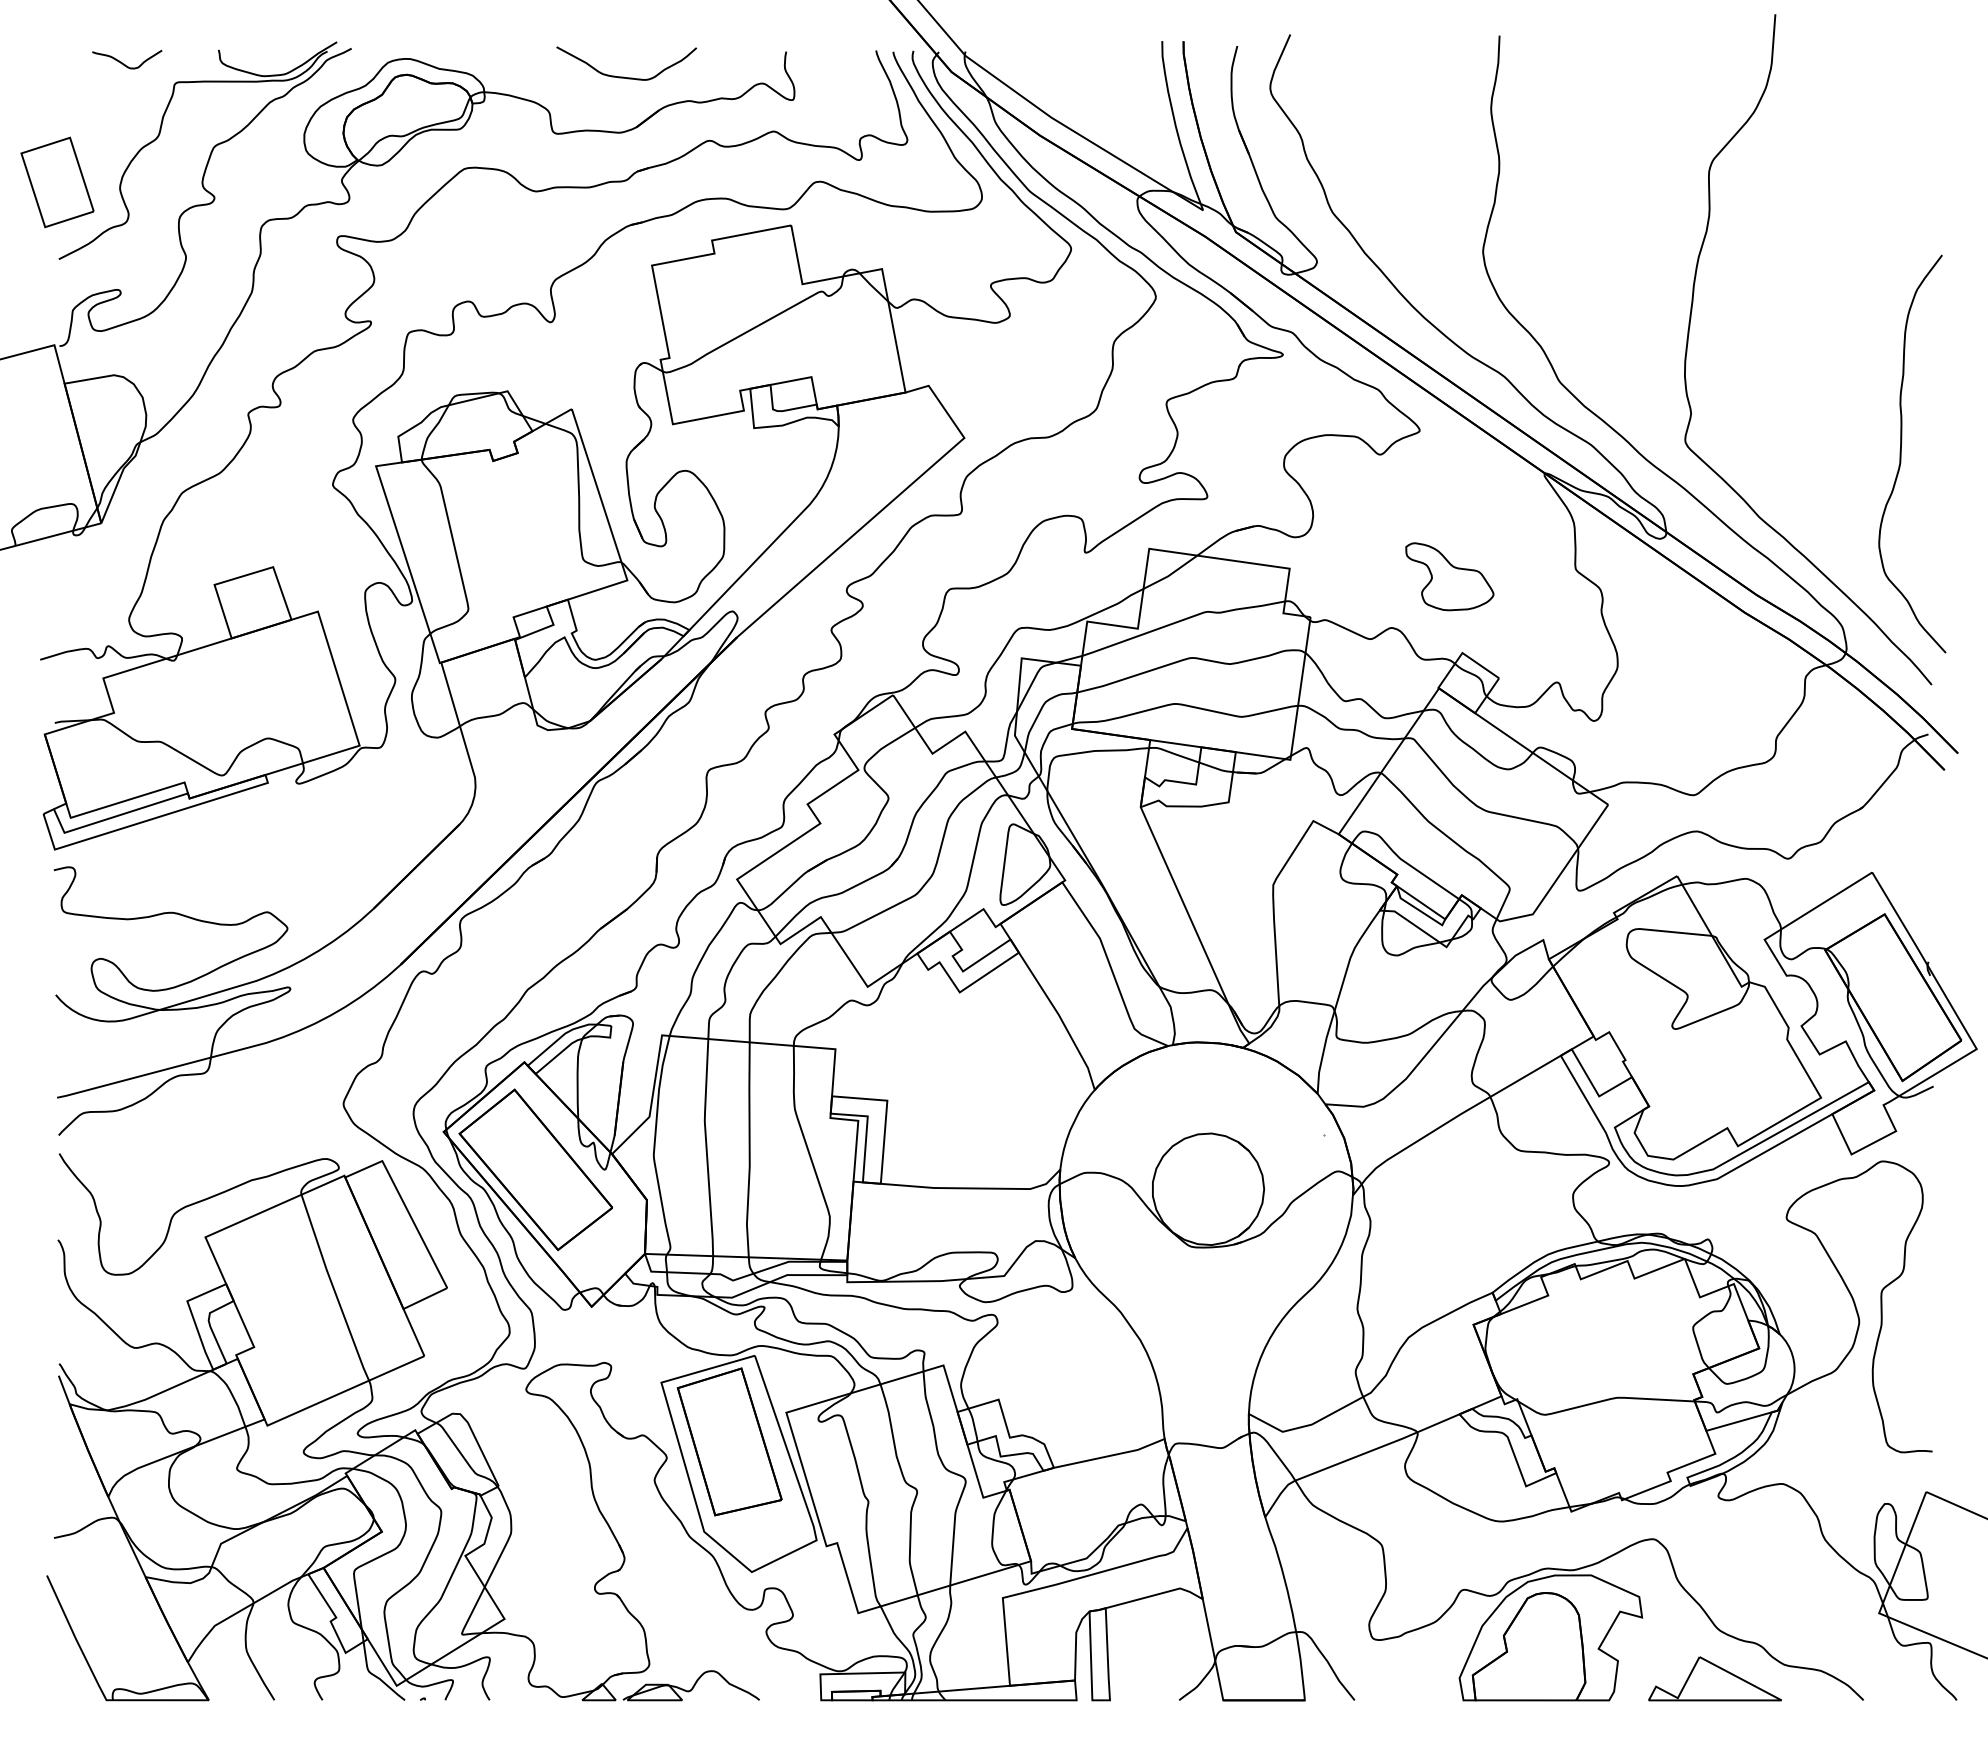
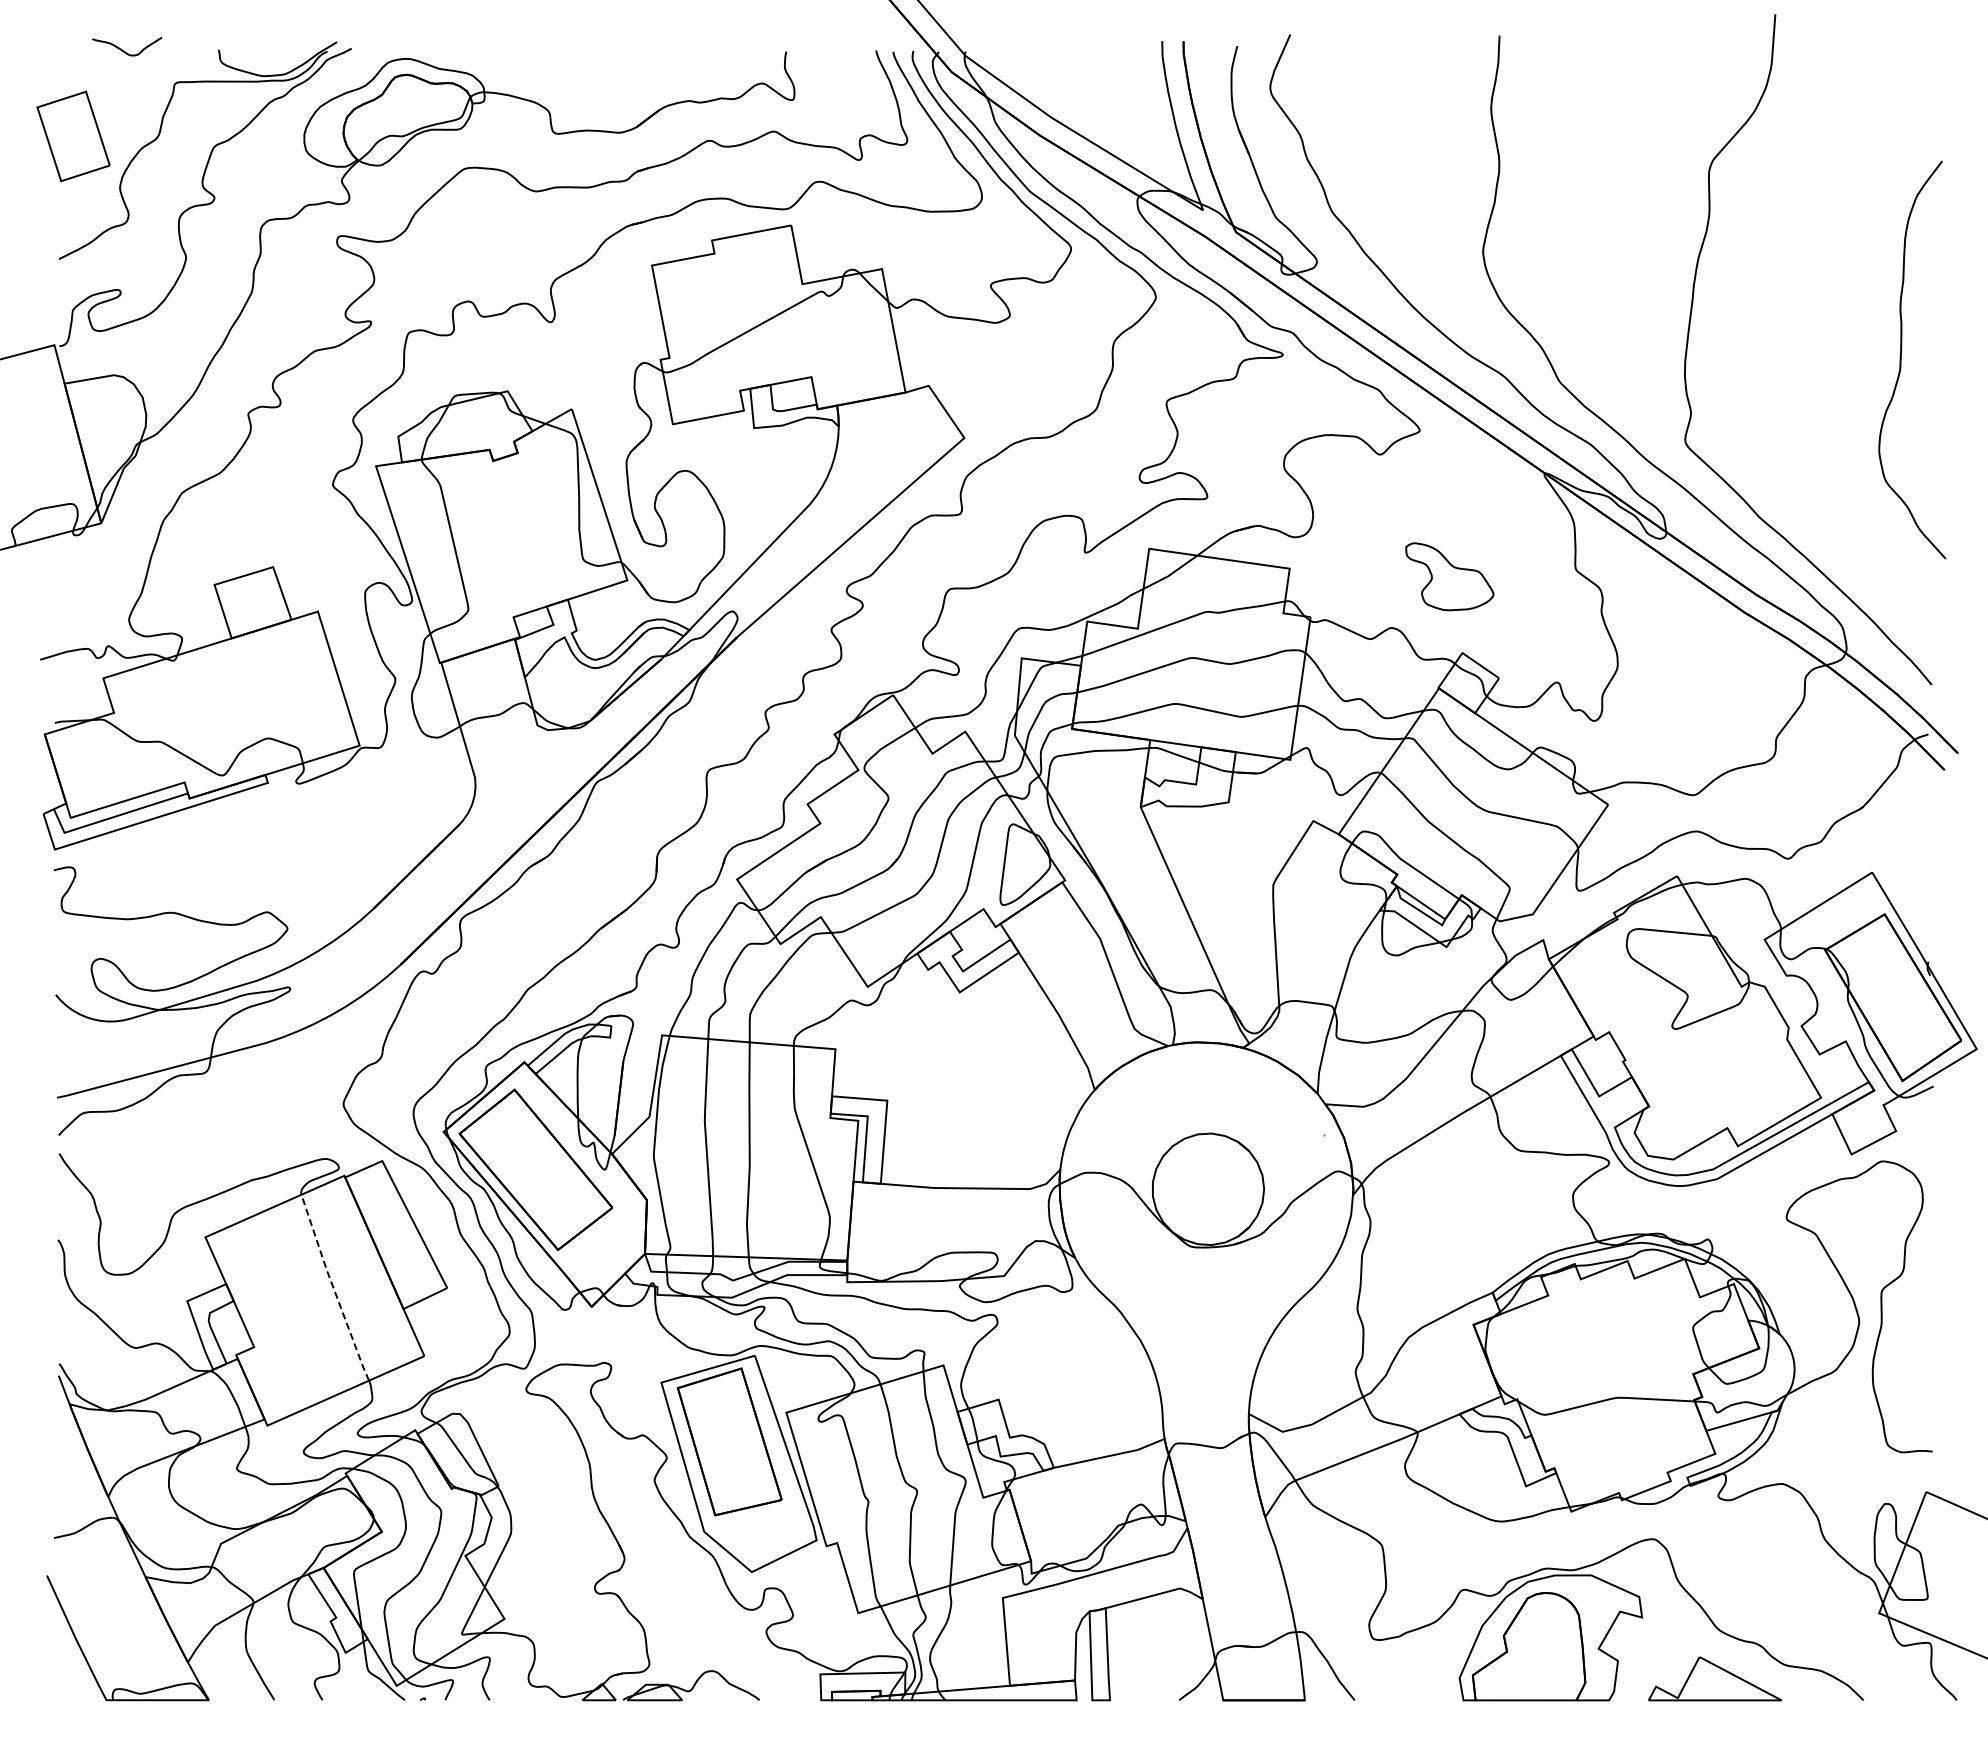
curve position: (124, 63) -> (124, 50) (124, 50)
curve: present -> none (623, 76)
part position: (57, 182) -> (73, 136) (73, 136)
curve position: (1901, 453) -> (1901, 359) (1901, 359)
line: solid -> dashed (333, 1287)
